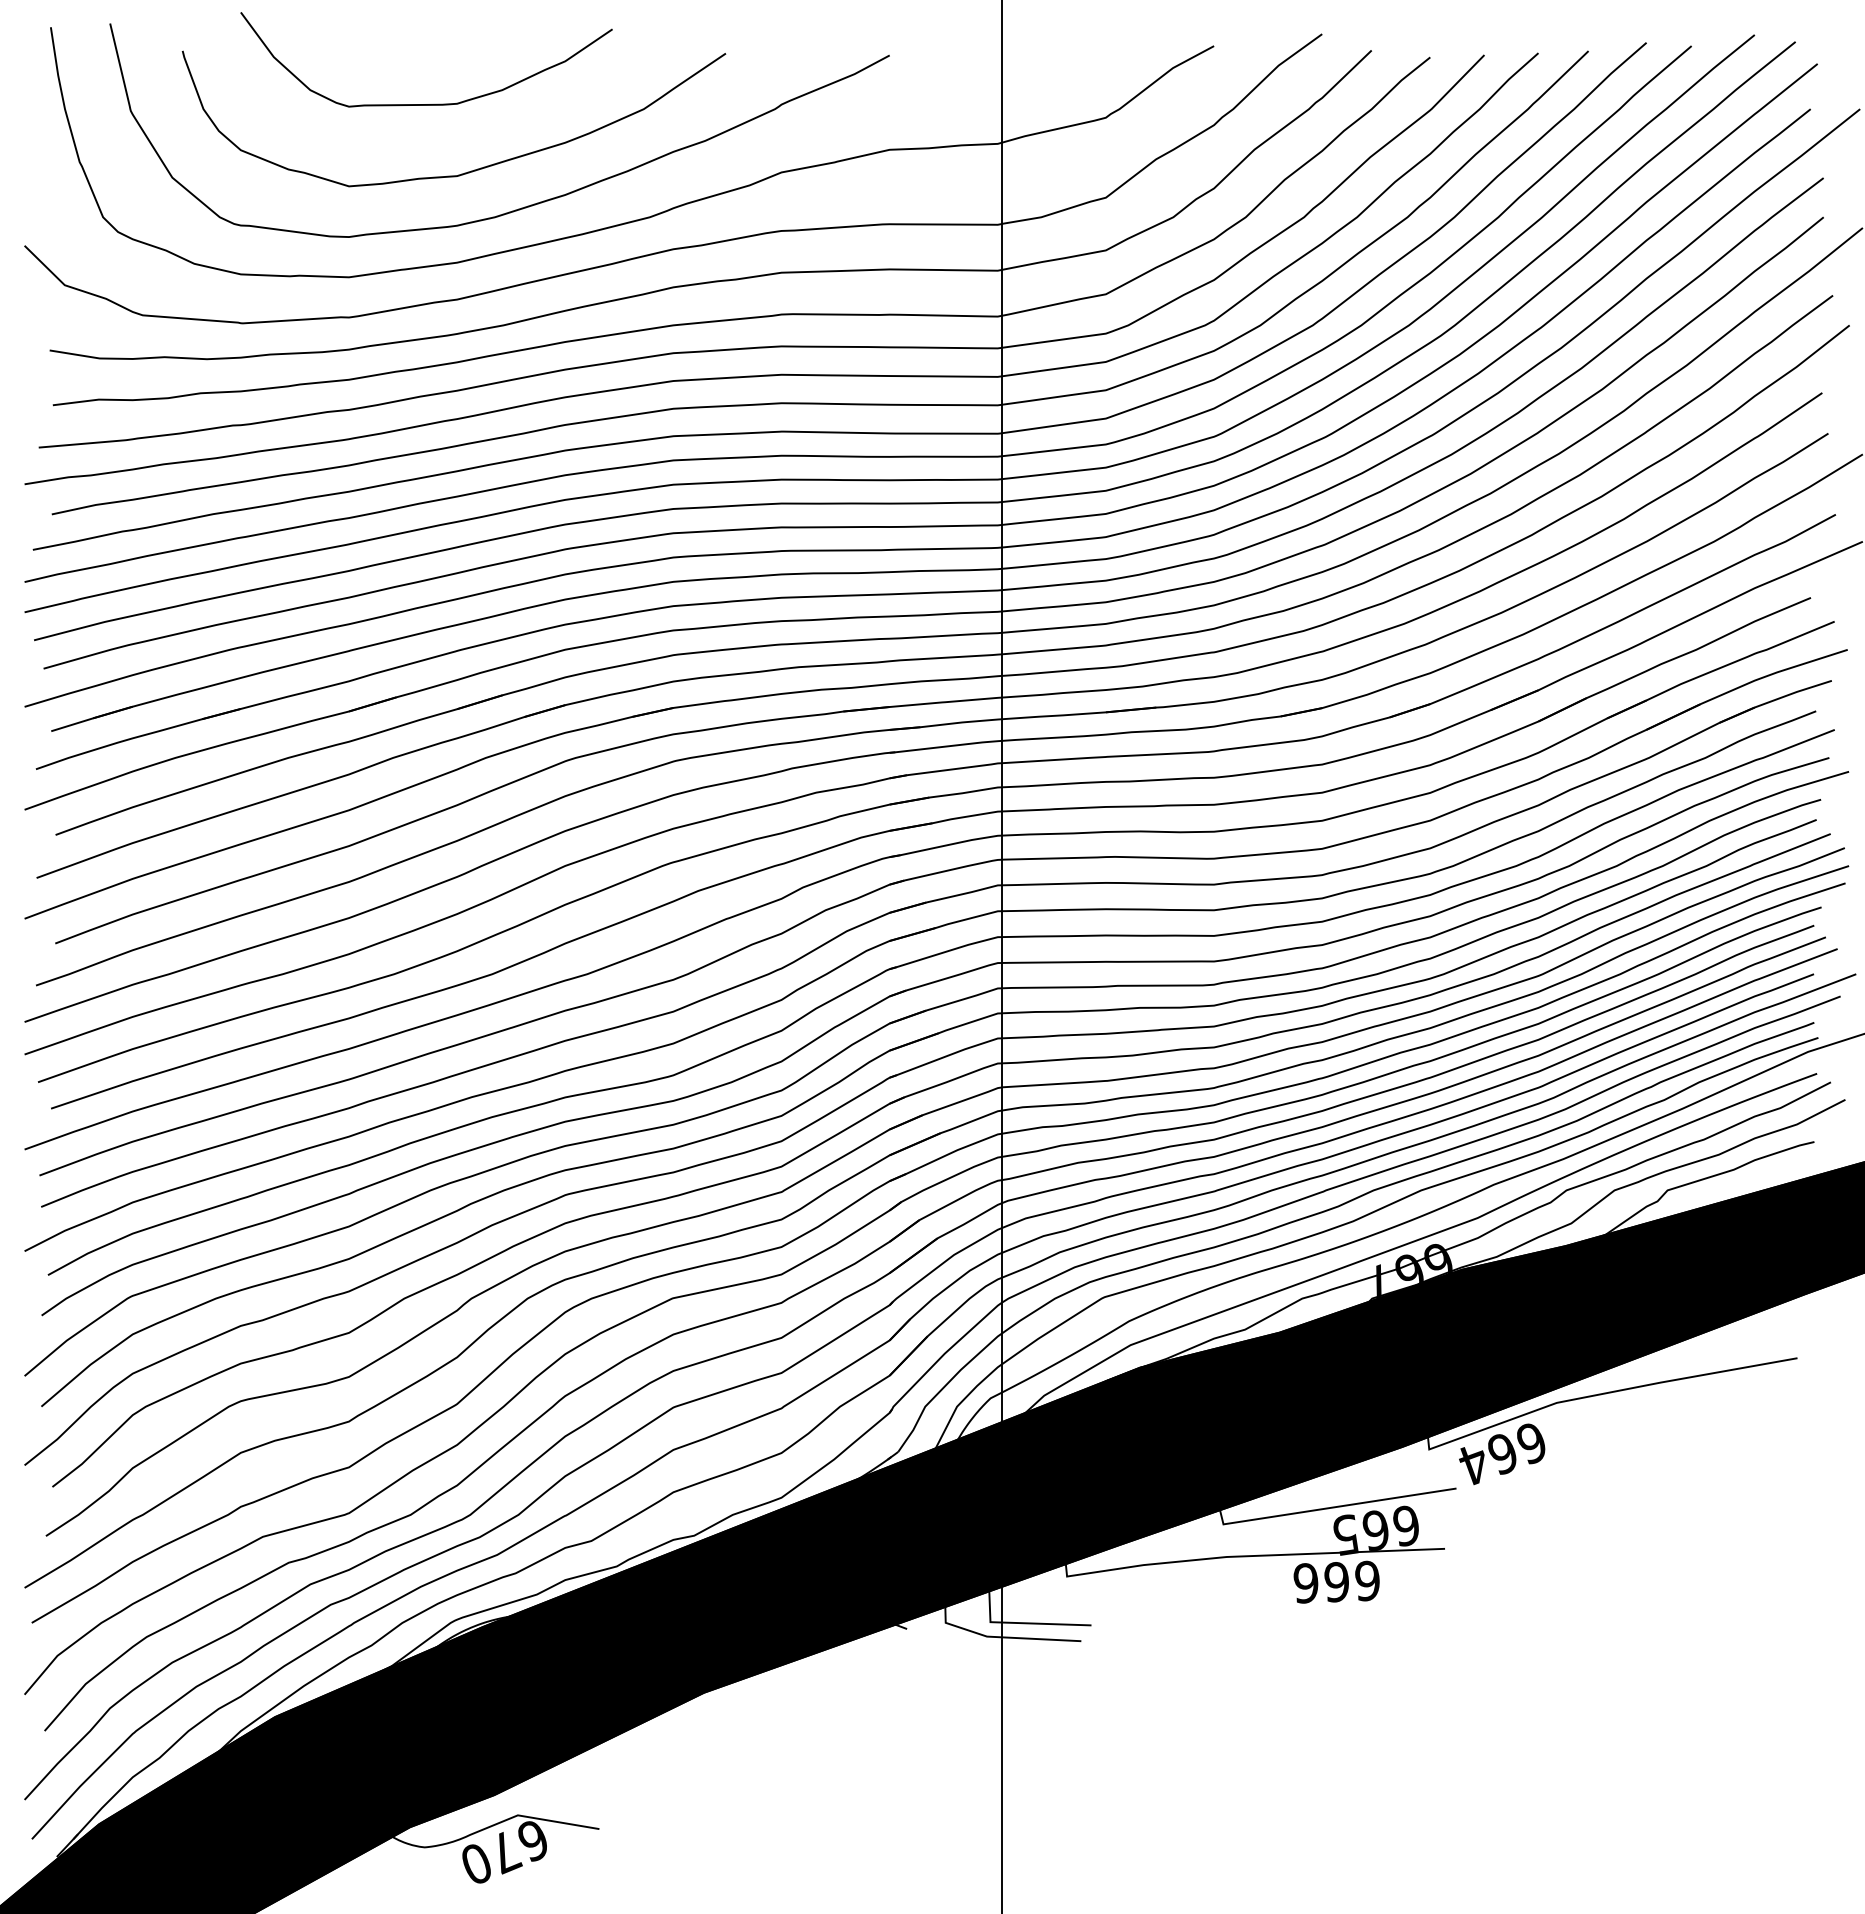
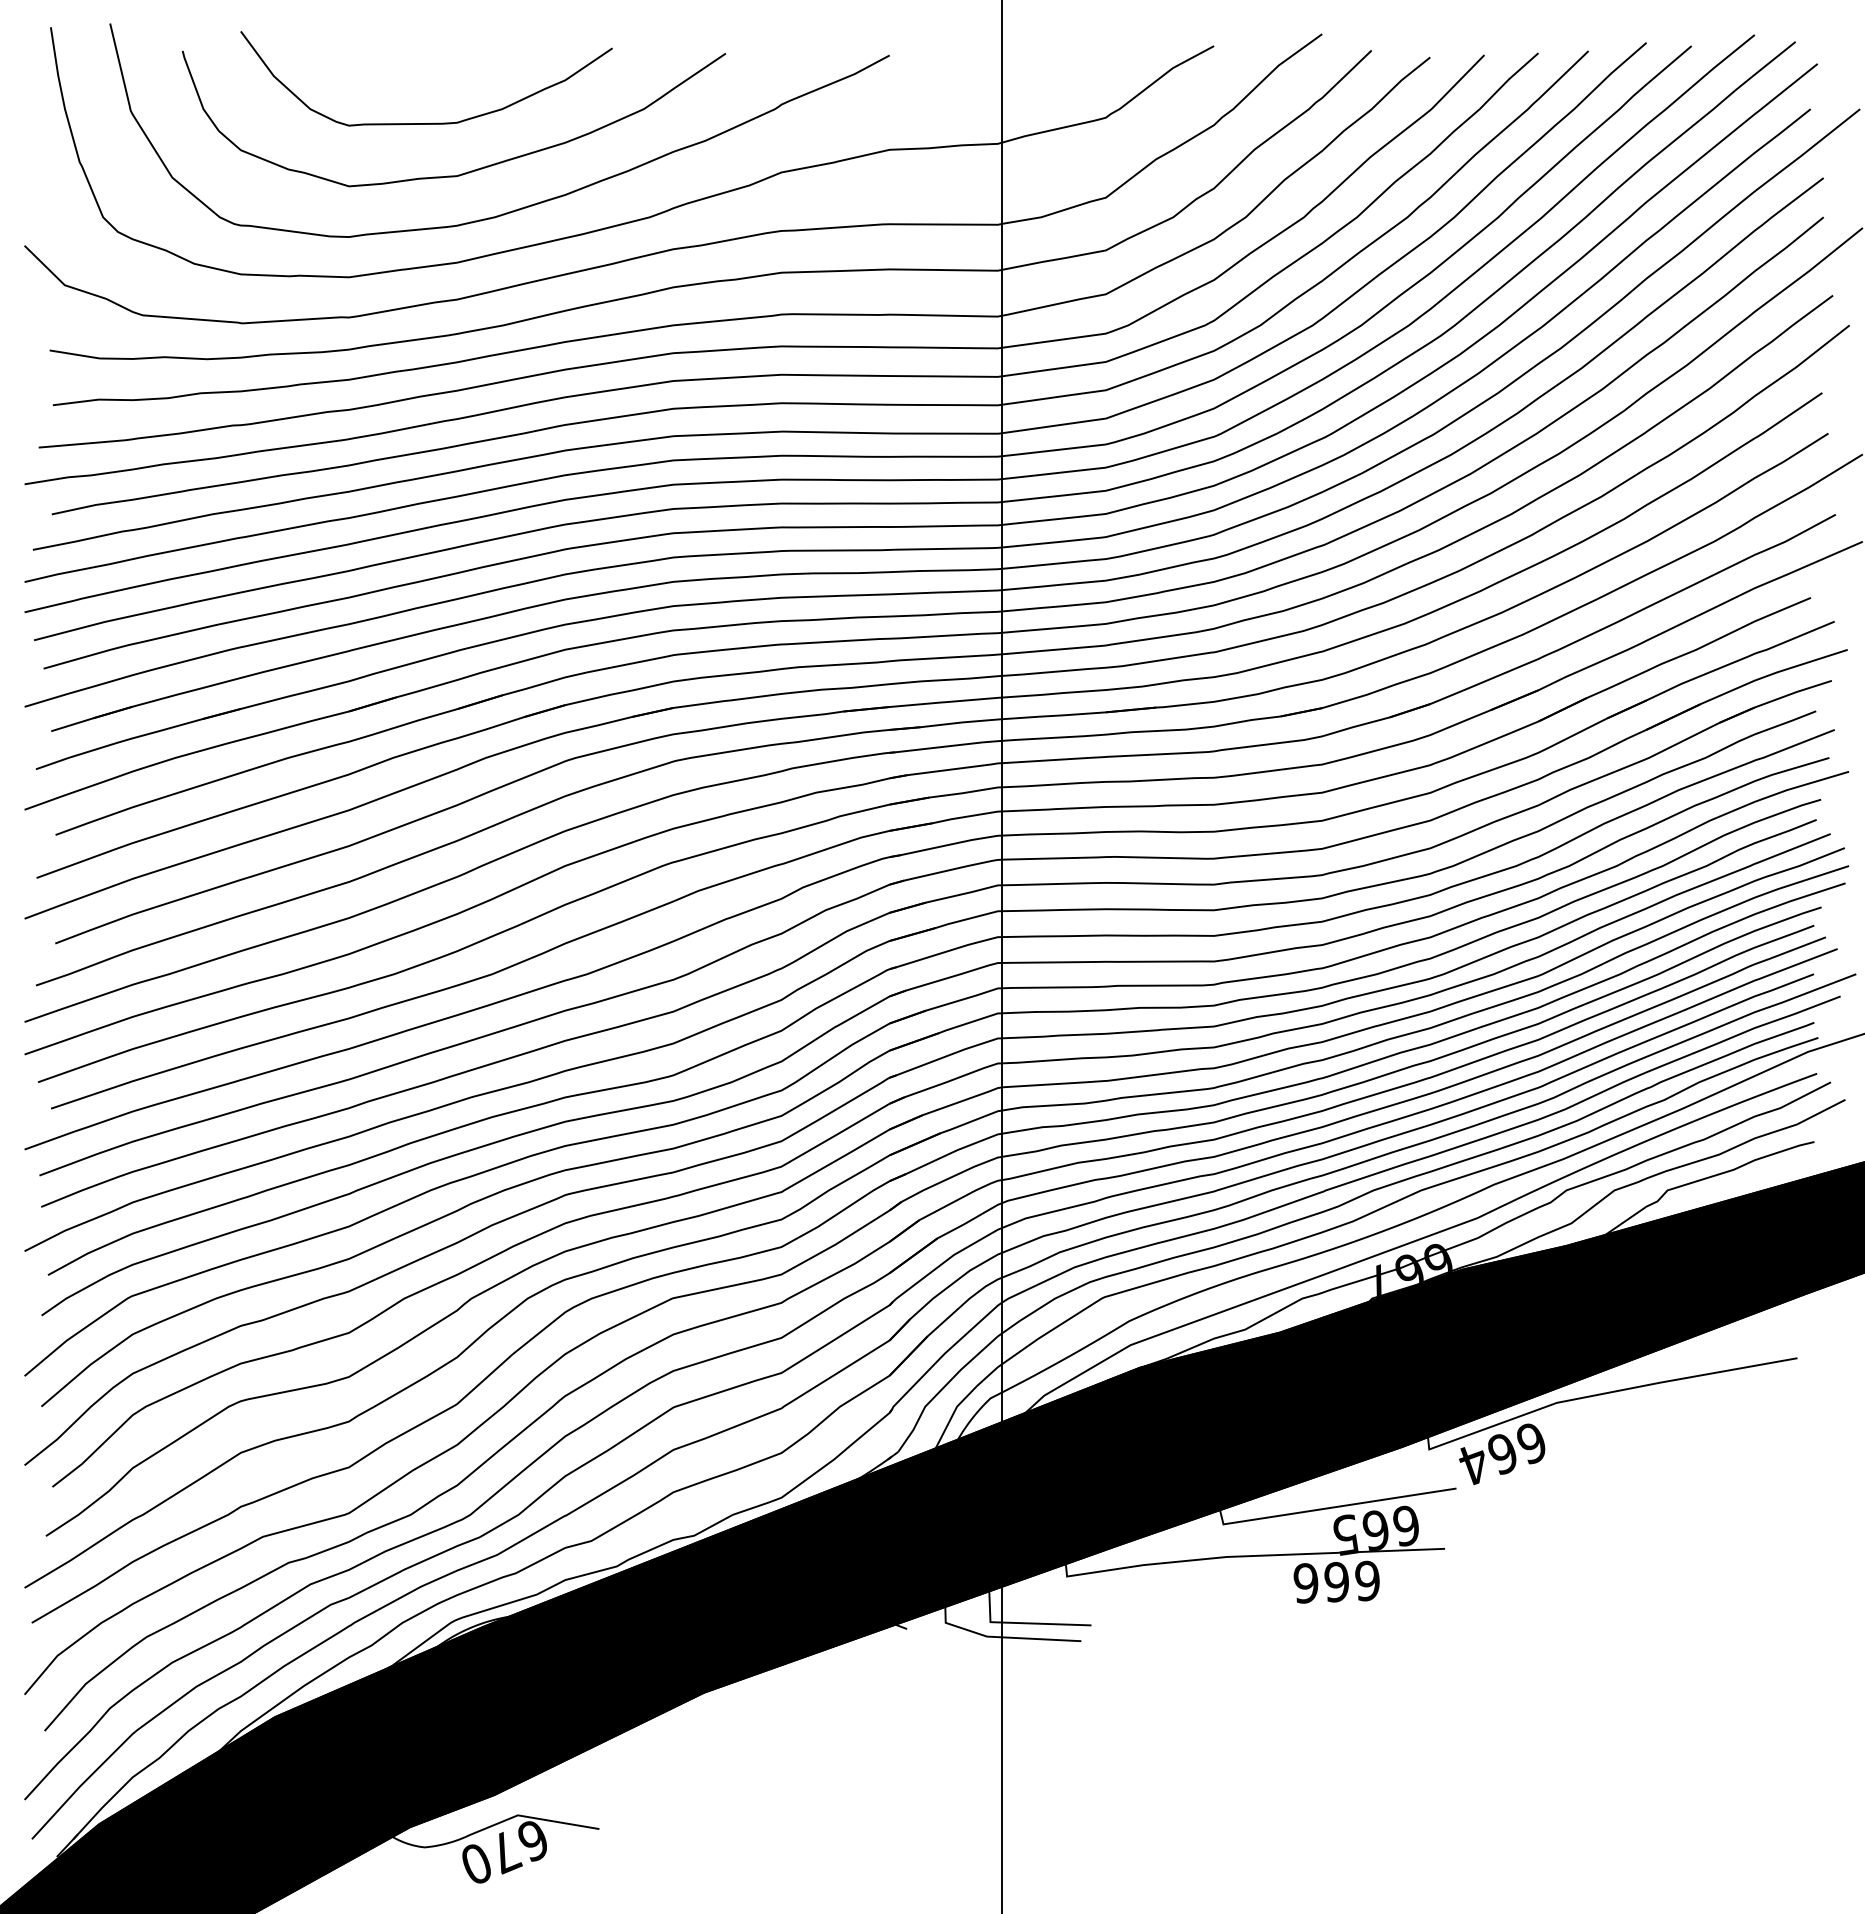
curve position: (435, 103) -> (435, 122) (435, 122)
